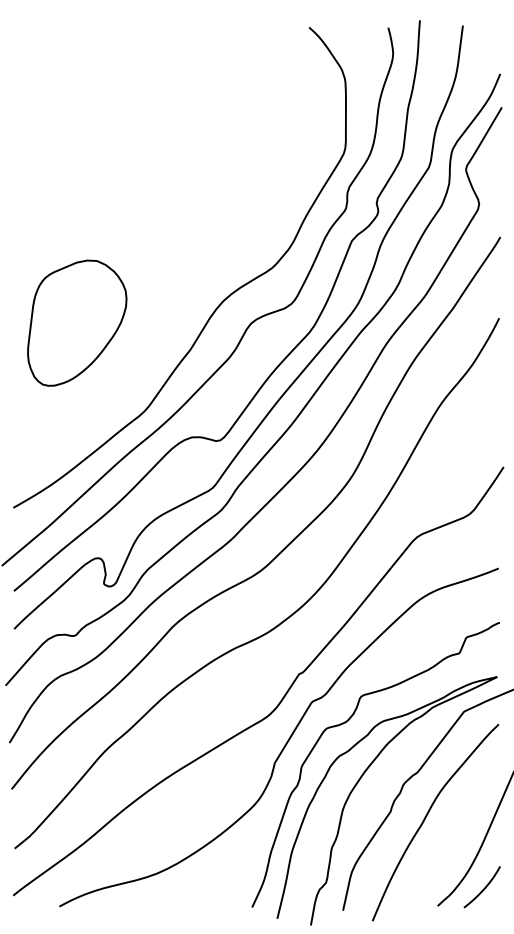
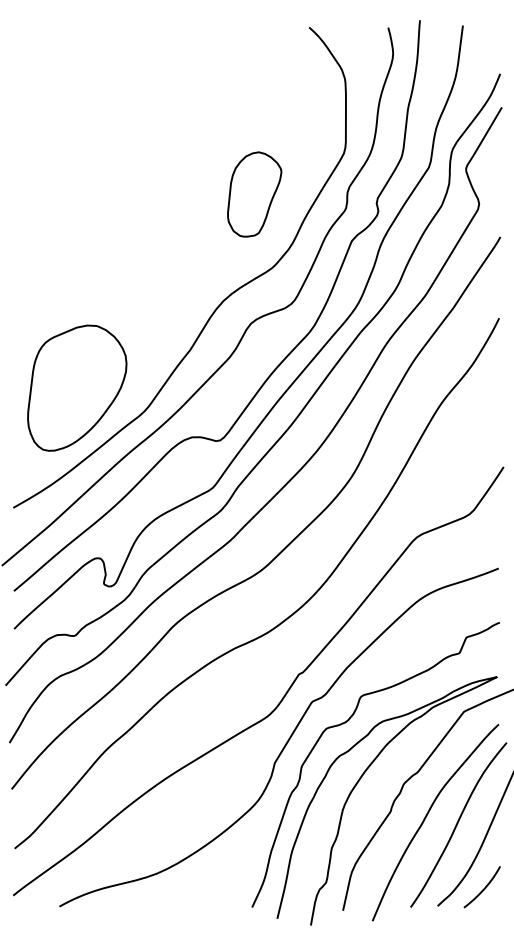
part: none -> present (254, 194)
part position: (77, 322) -> (77, 387) (77, 387)
curve: none -> present (458, 823)
